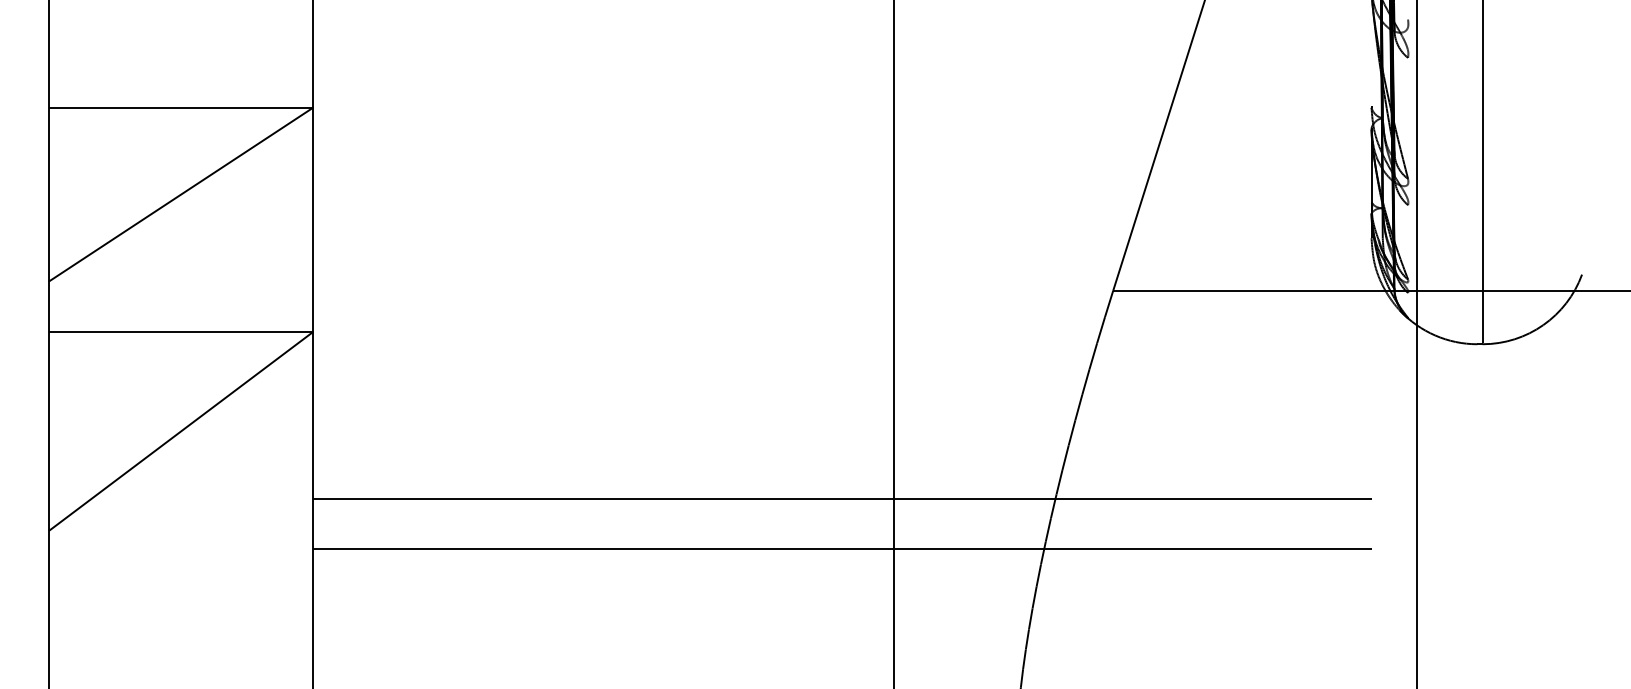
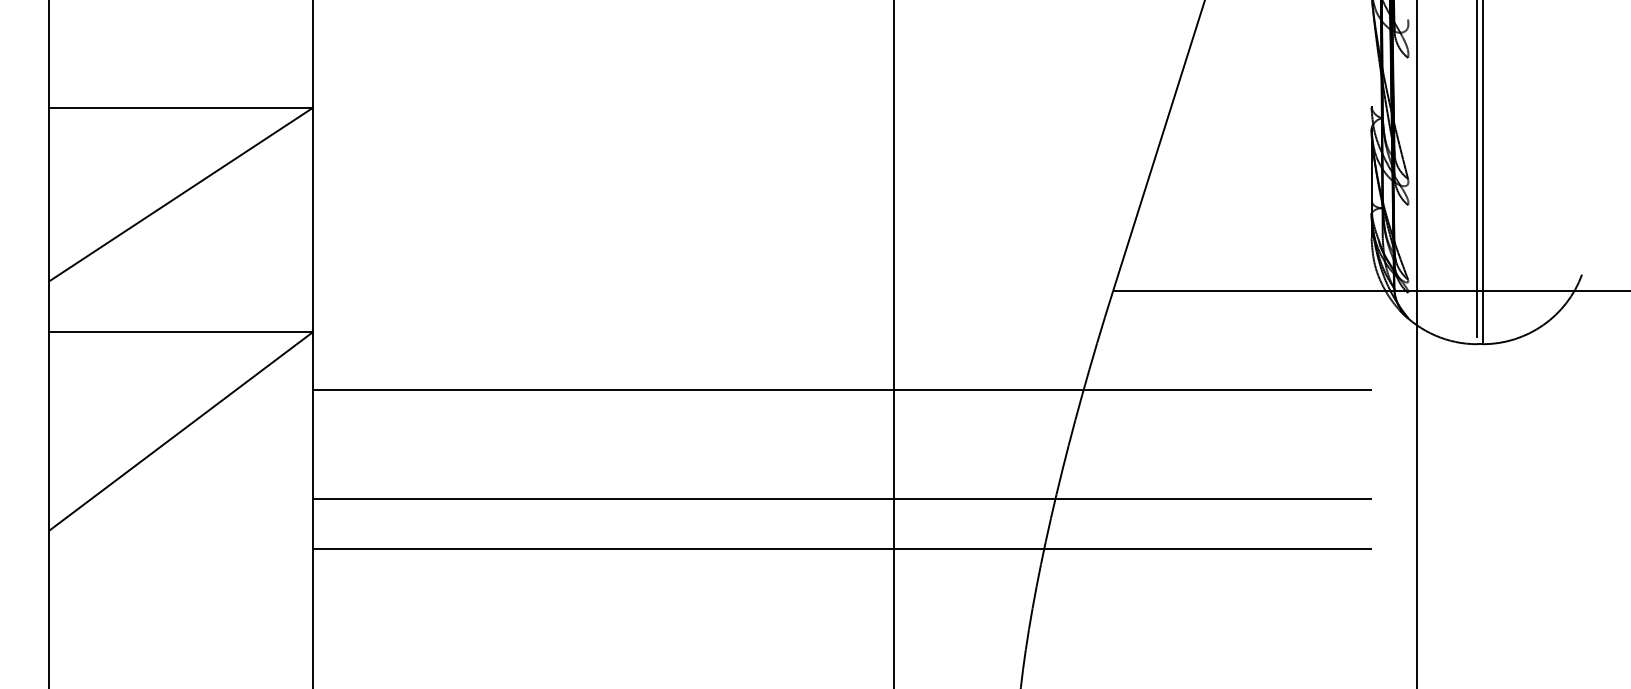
line: none -> present (1477, 169)
line: none -> present (842, 389)
